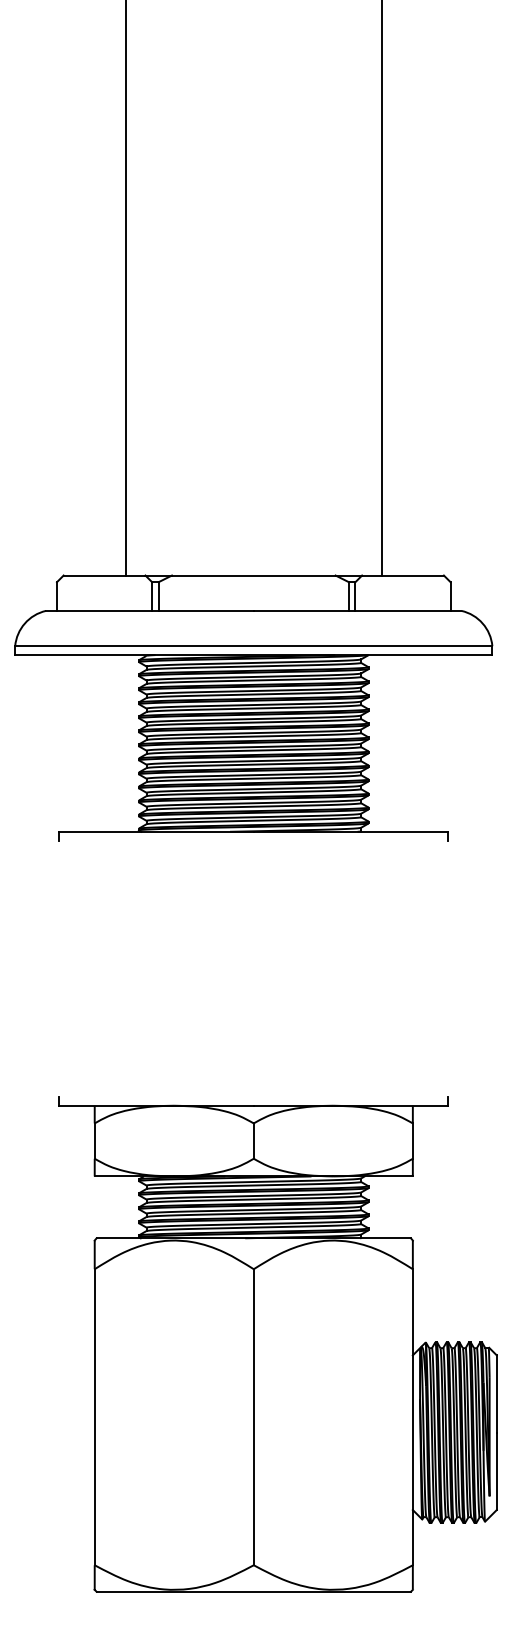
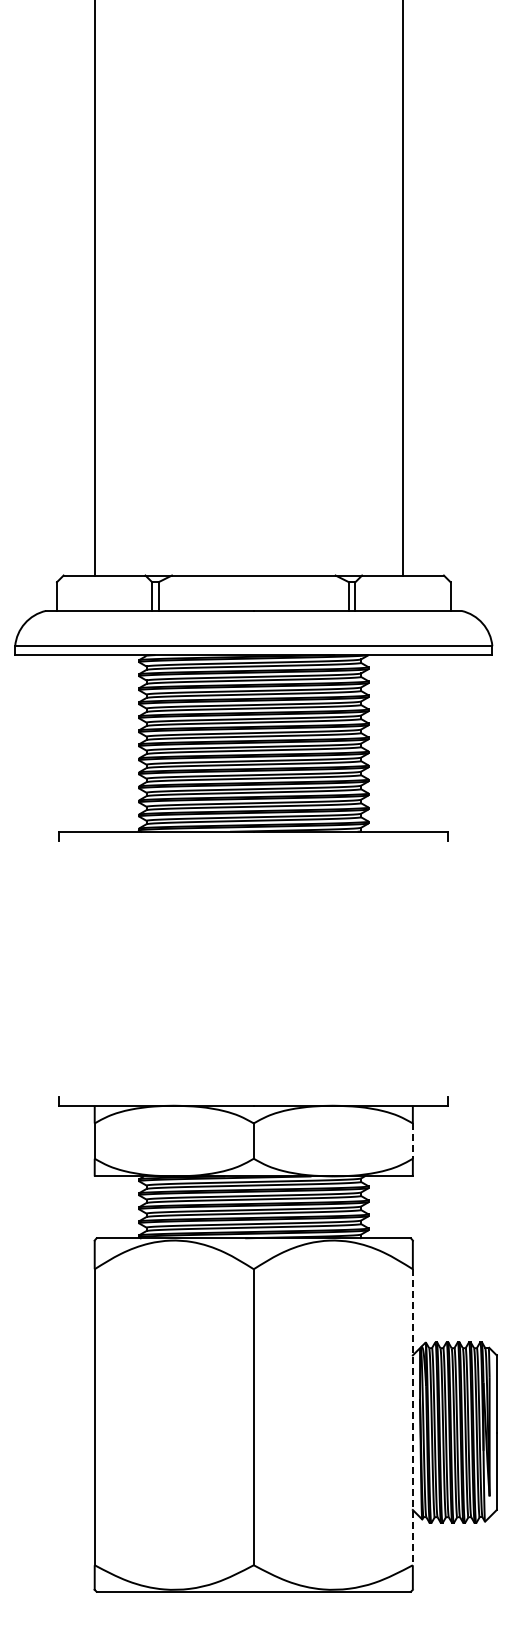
line position: (125, 288) -> (94, 288) (94, 288)
line position: (381, 288) -> (402, 288) (402, 288)
line: solid -> dashed (412, 1141)
line: solid -> dashed (412, 1417)
